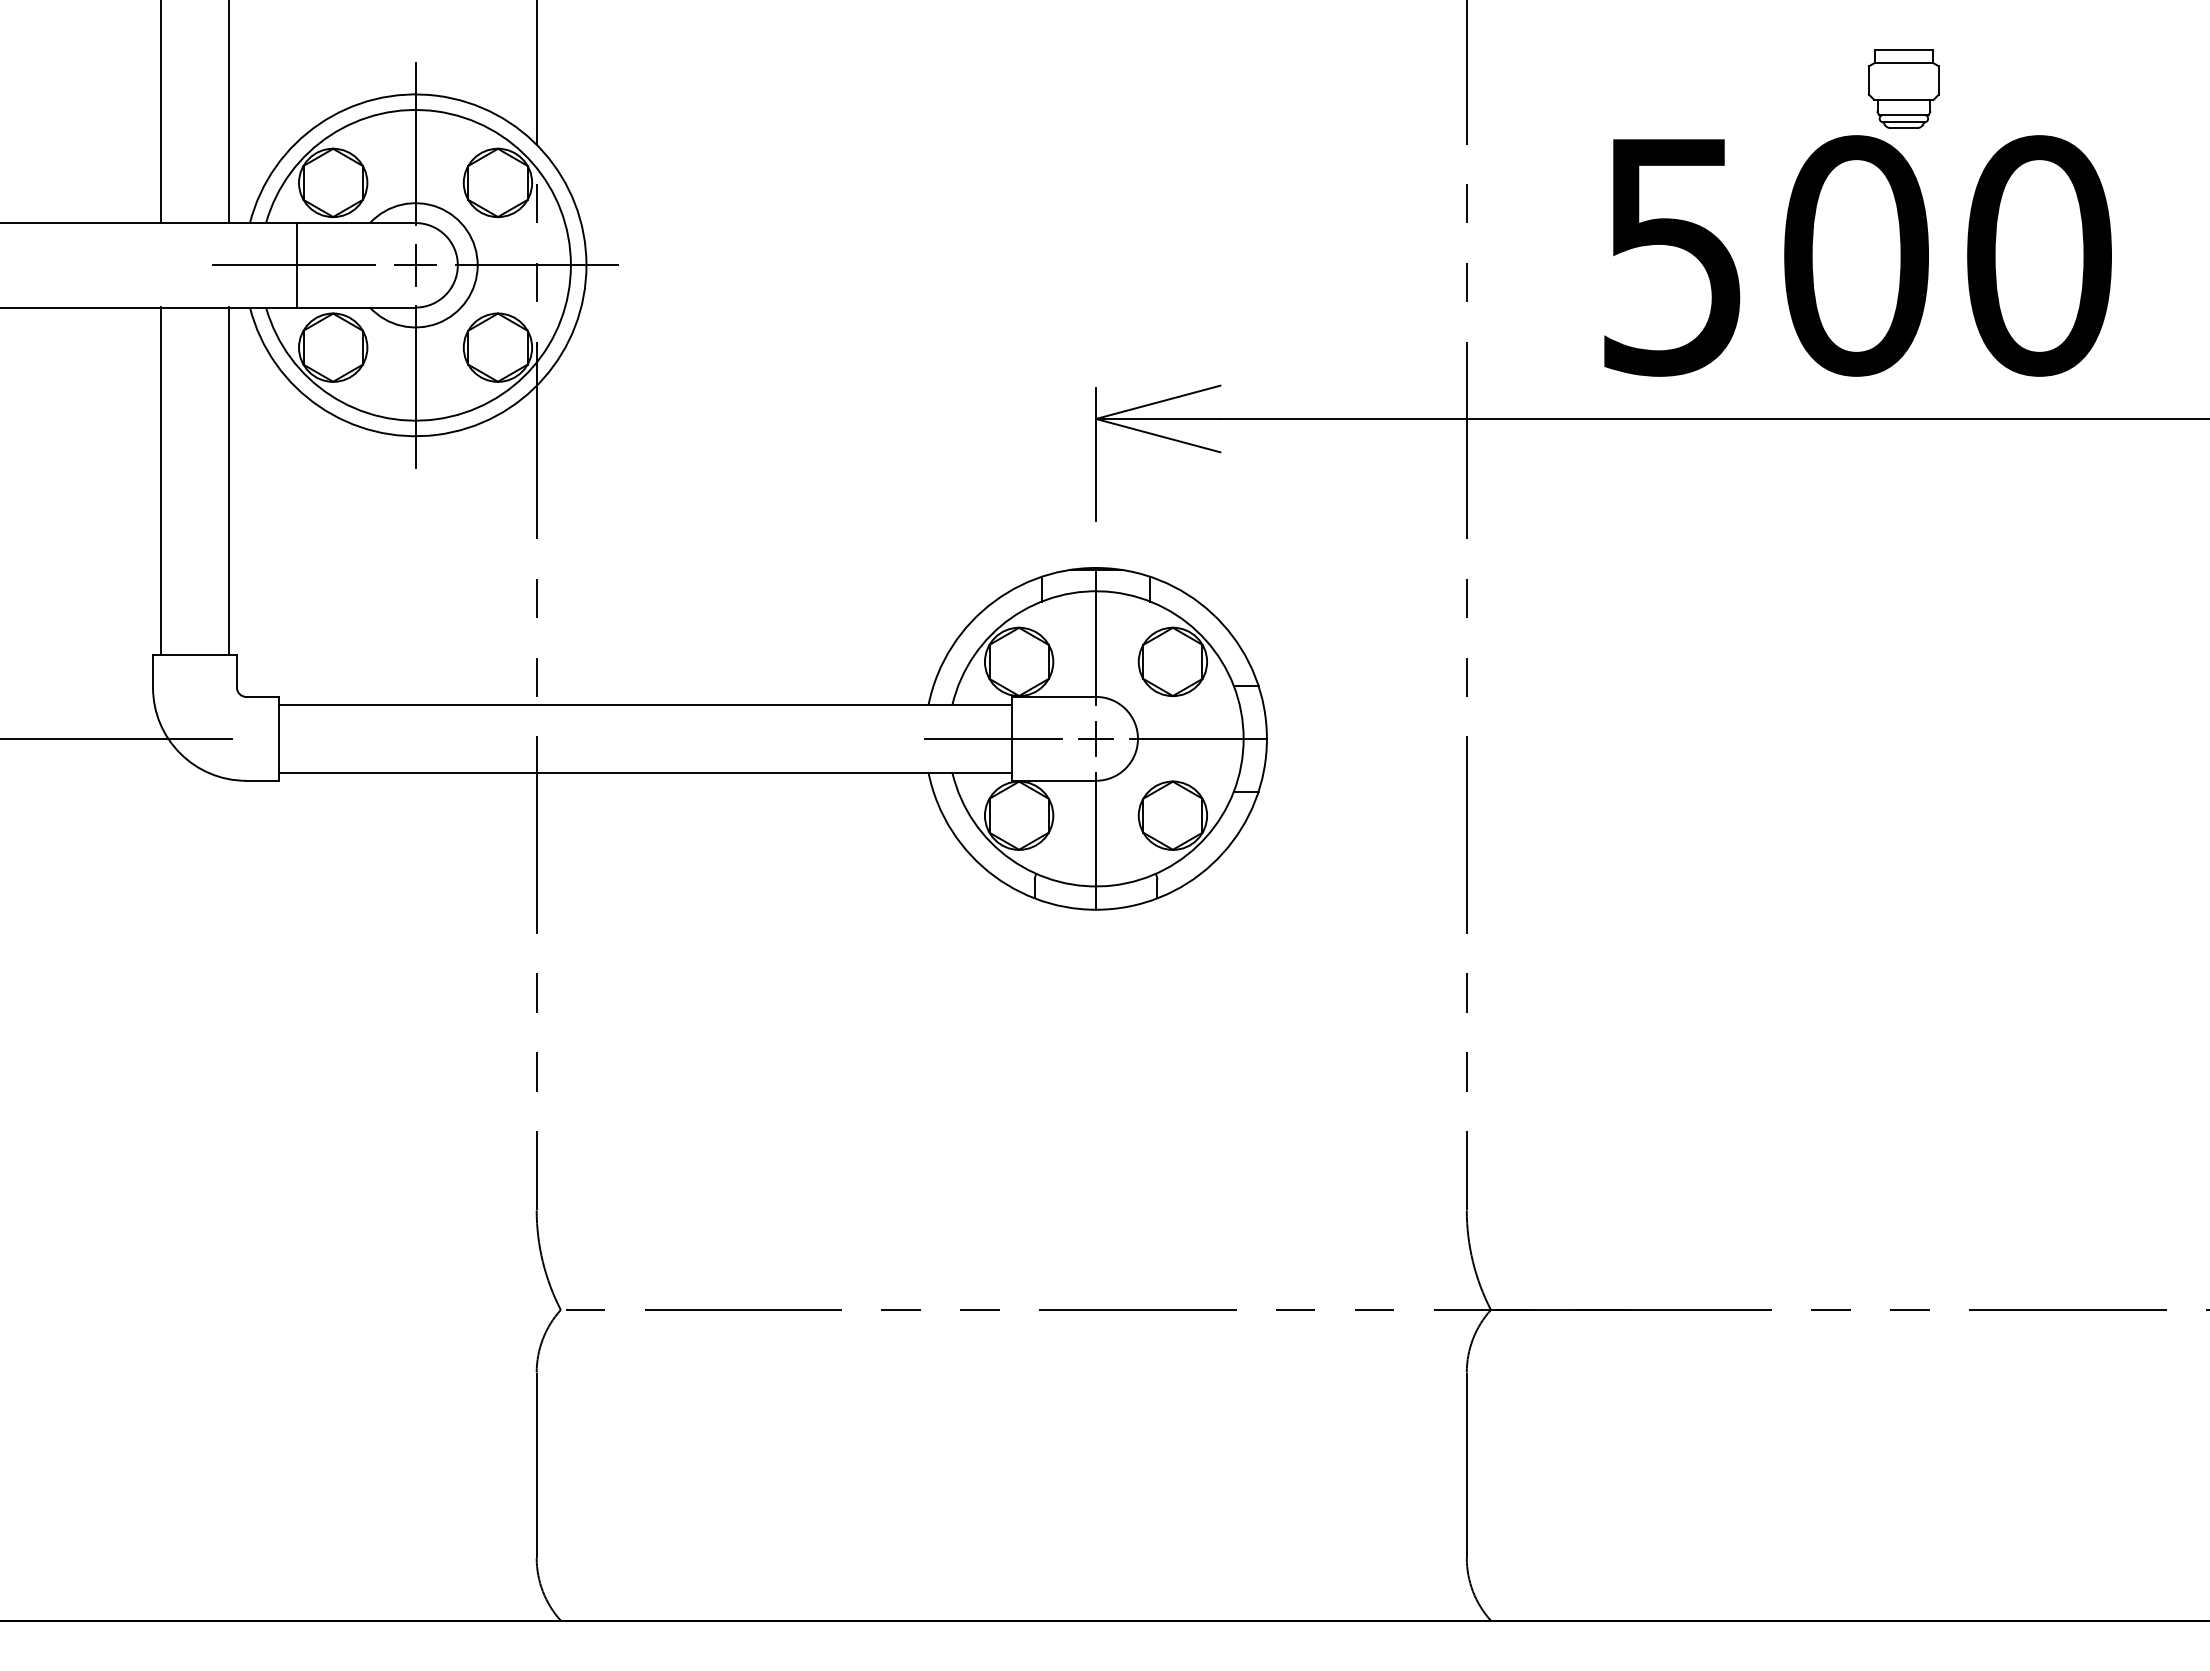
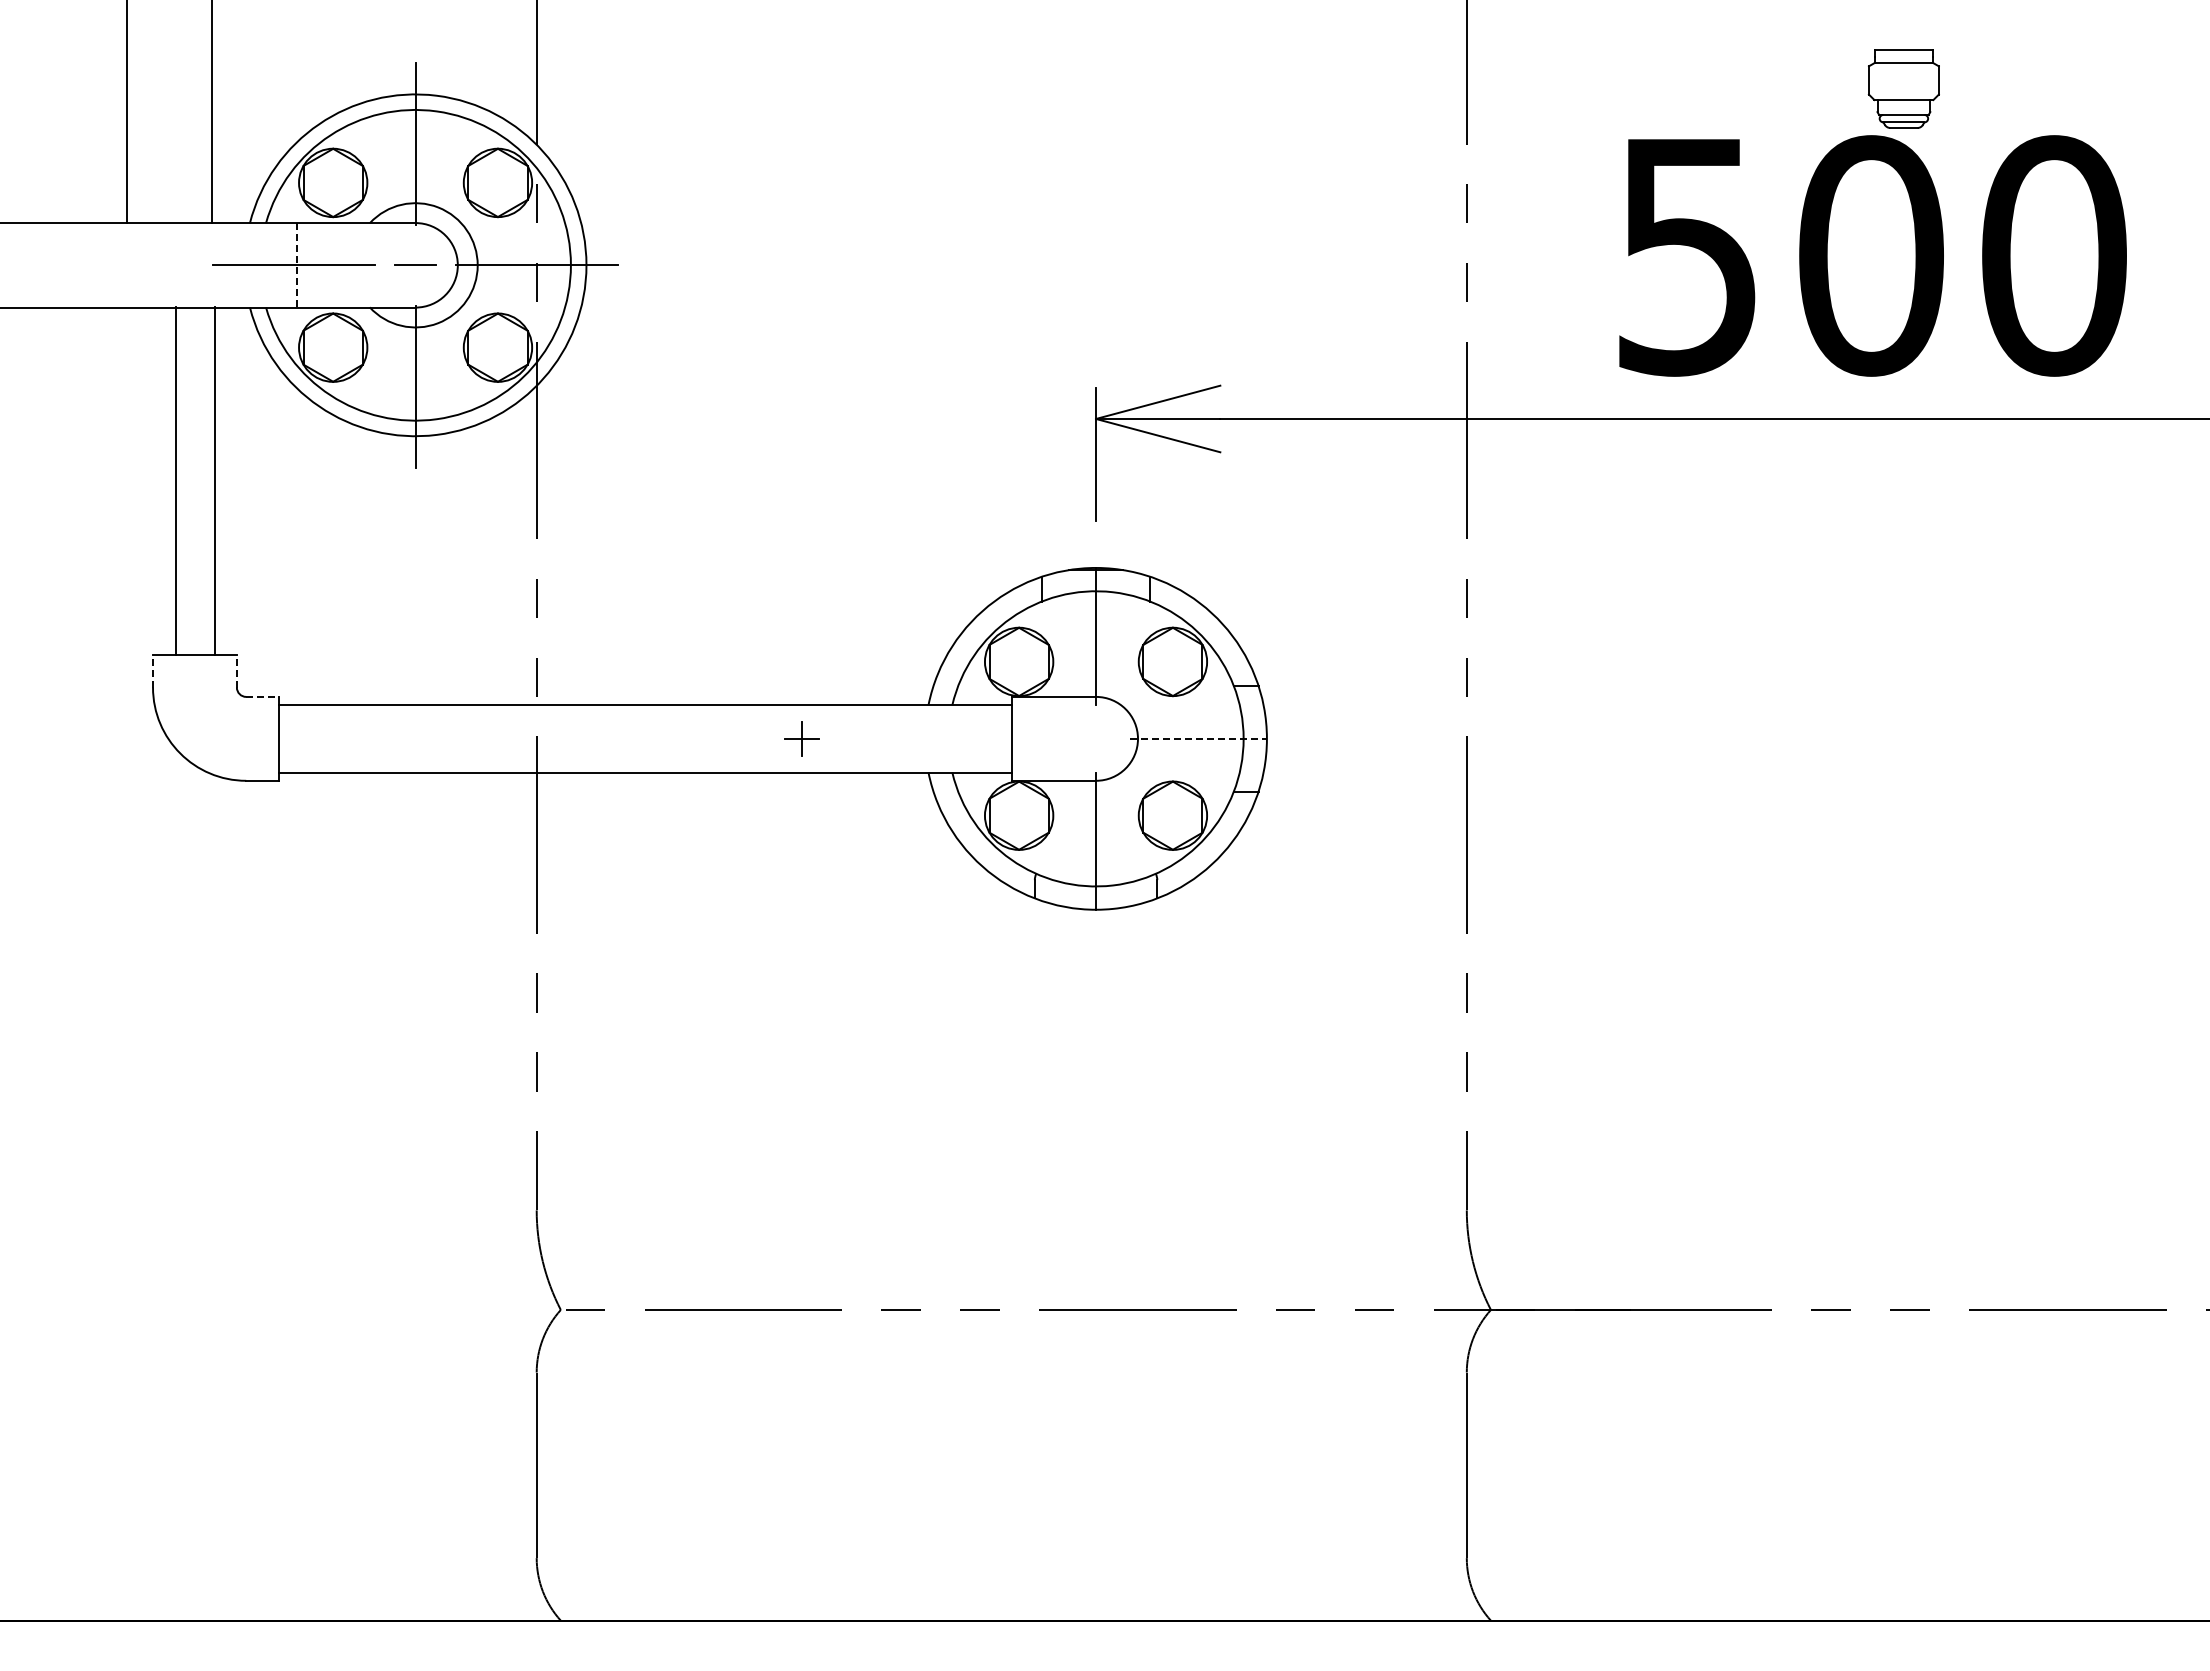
line position: (161, 112) -> (127, 112) (127, 112)
line position: (228, 112) -> (211, 112) (211, 112)
text position: (1857, 255) -> (1872, 255) (1872, 255)
line: solid -> dashed (297, 265)
line: present -> none (415, 265)
line position: (161, 480) -> (176, 480) (176, 480)
line position: (228, 480) -> (214, 480) (214, 480)
line: solid -> dashed (153, 670)
line: solid -> dashed (236, 670)
line: solid -> dashed (263, 696)
line: present -> none (117, 738)
line: present -> none (992, 738)
part position: (1095, 738) -> (801, 738) (801, 738)
line: solid -> dashed (1198, 738)
